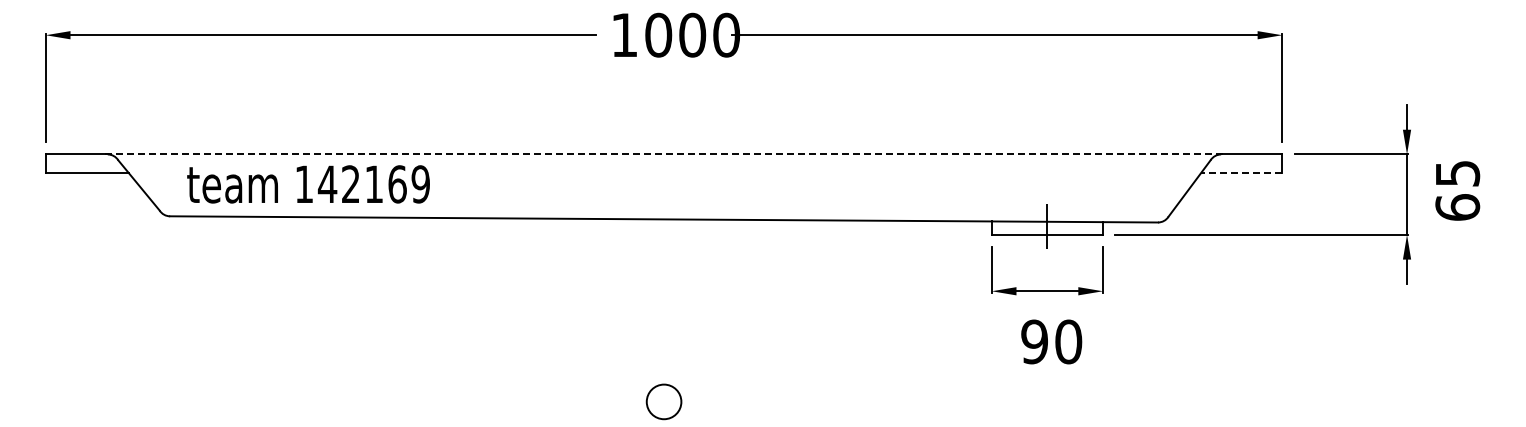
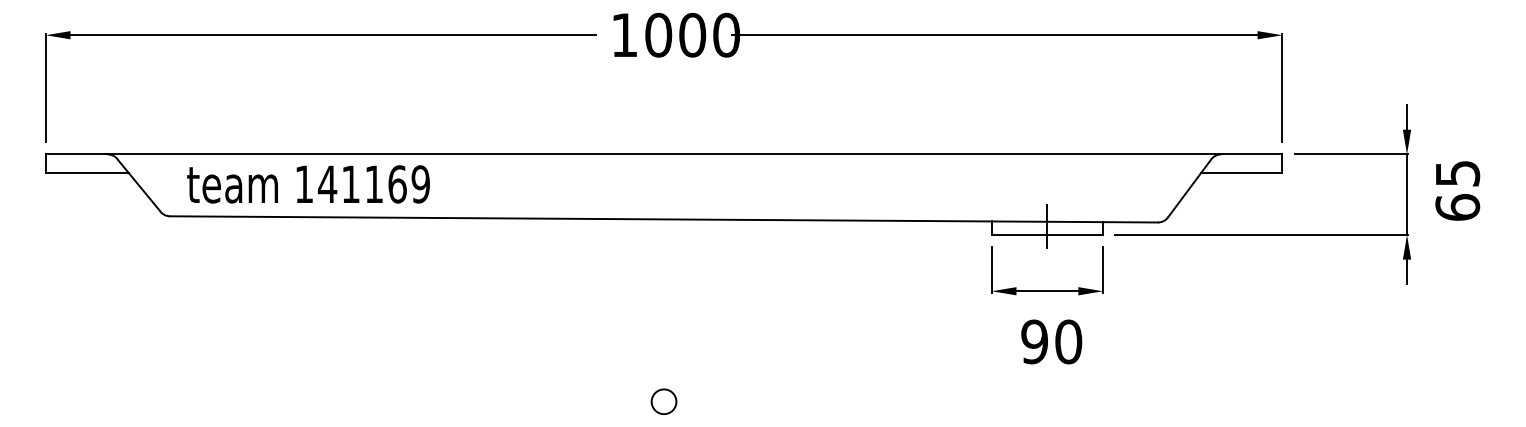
line: dashed -> solid (664, 154)
line: dashed -> solid (1241, 173)
text: 142169 -> 141169 (350, 183)
circle size: 38x38 px -> 28x27 px (663, 401)
